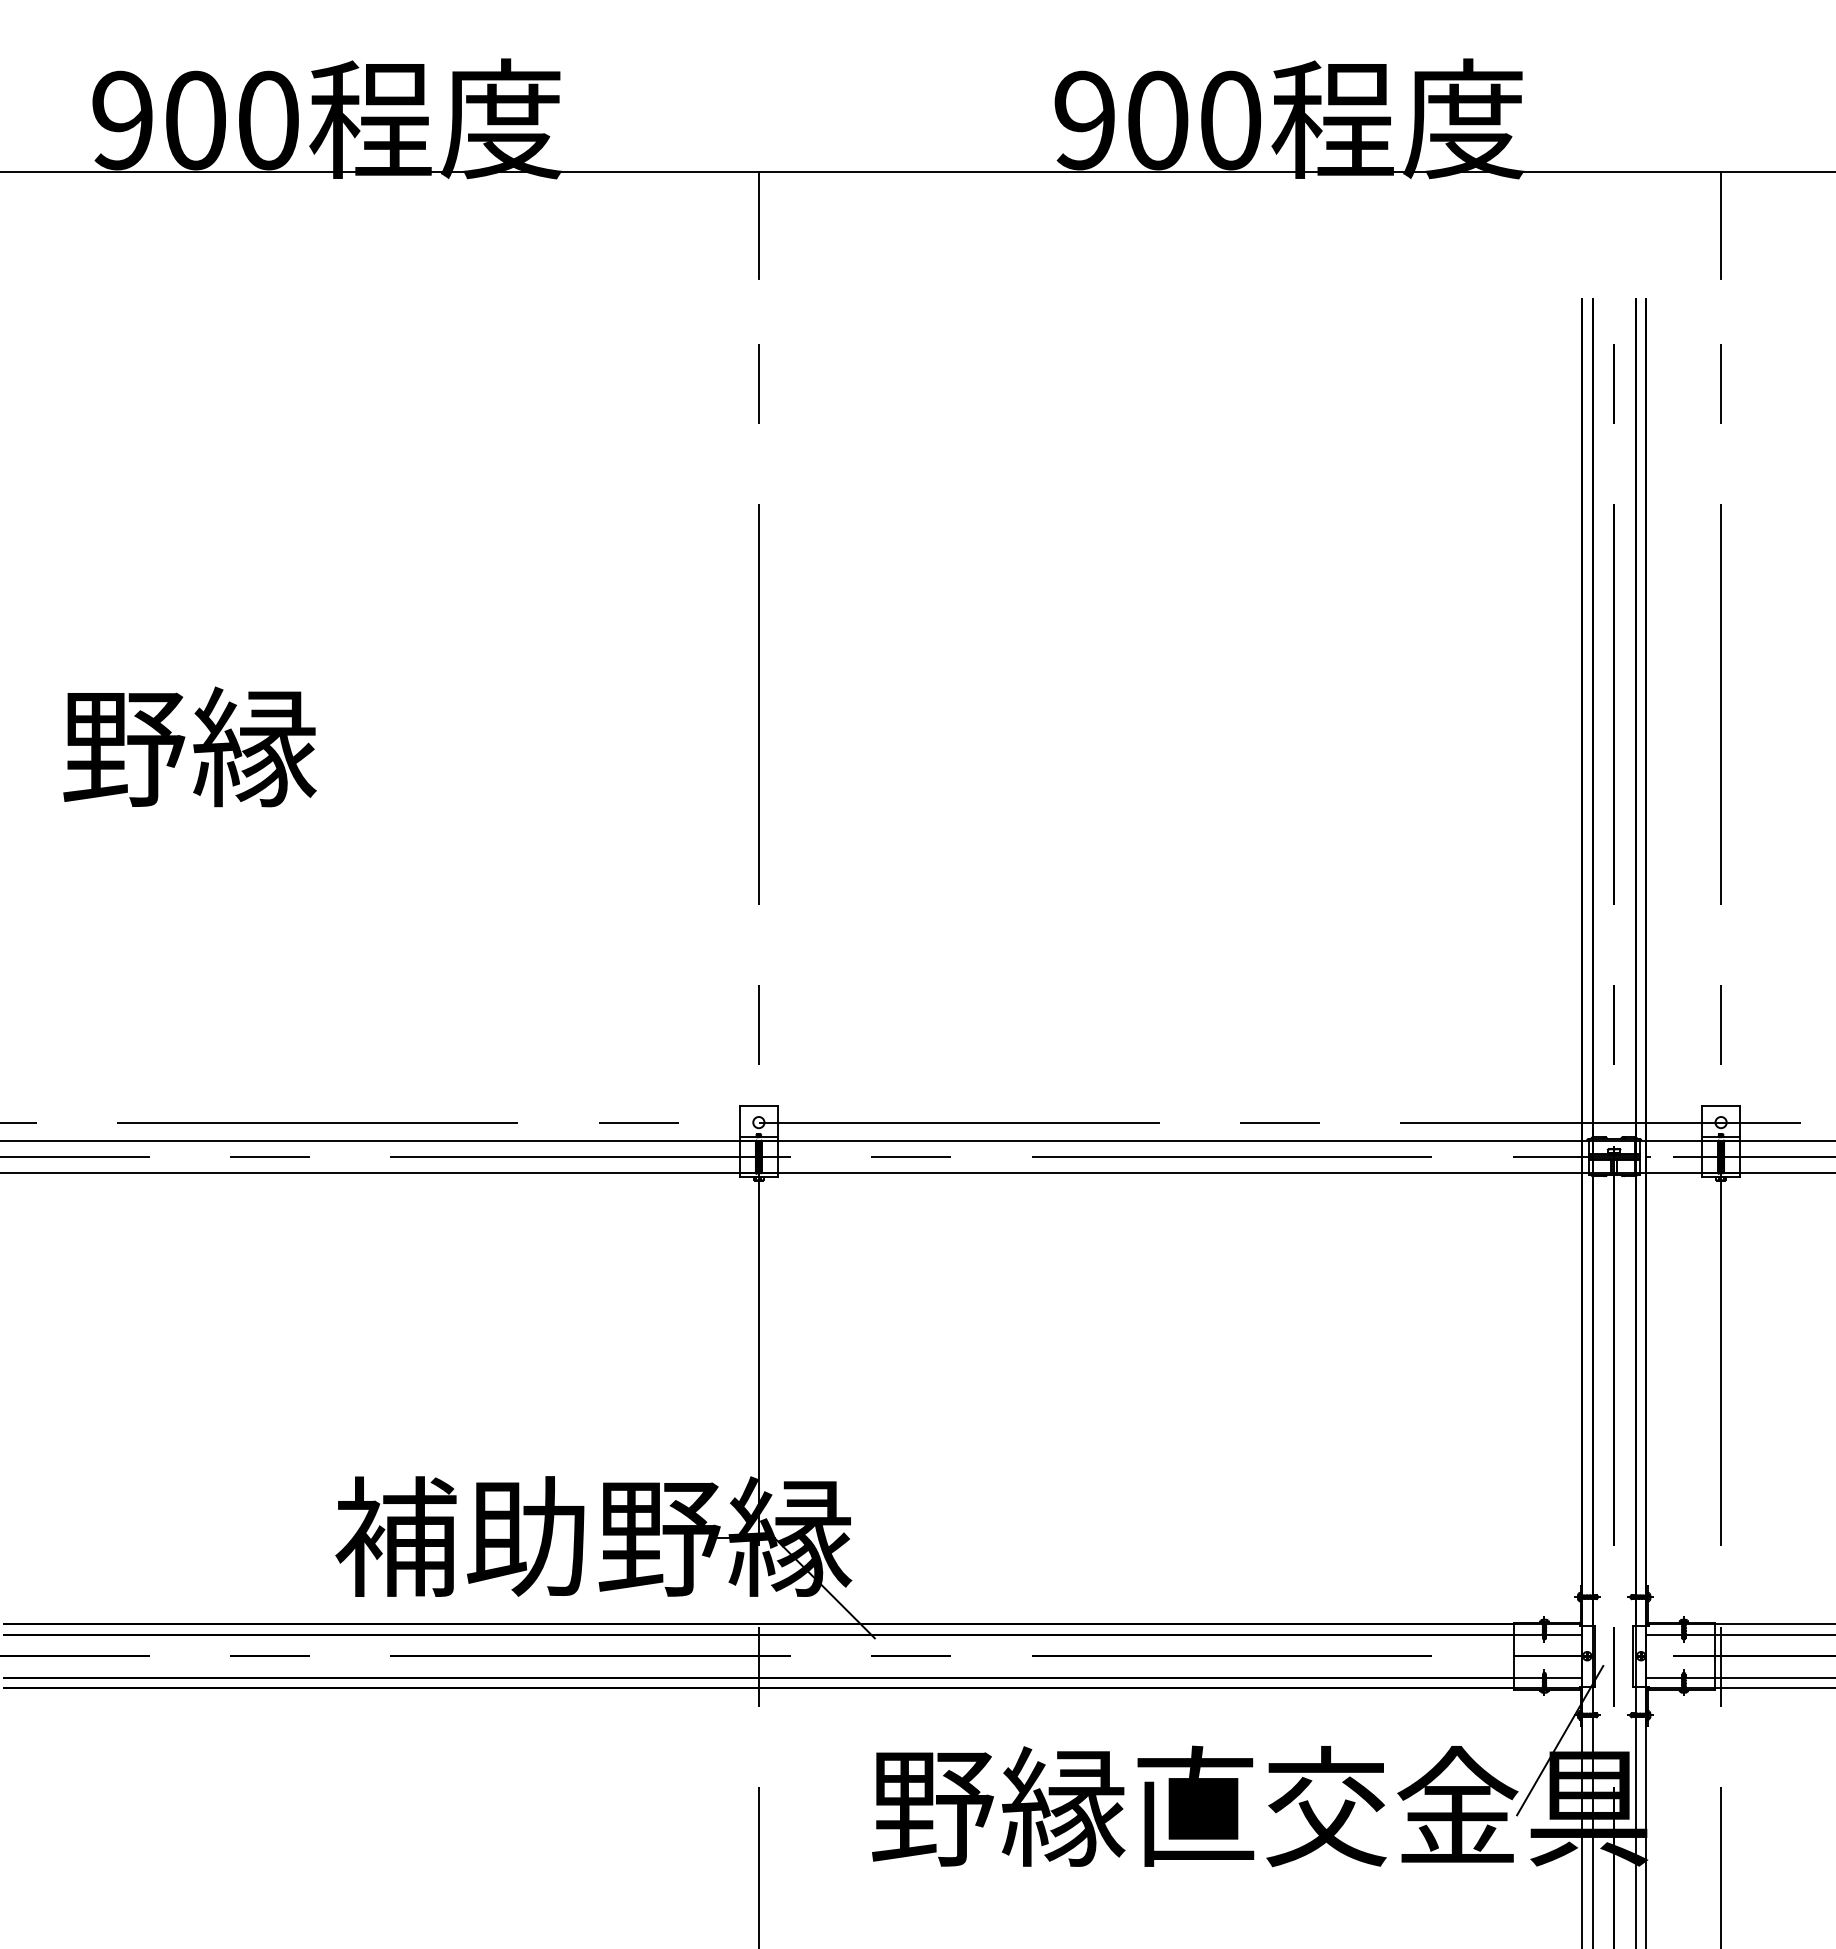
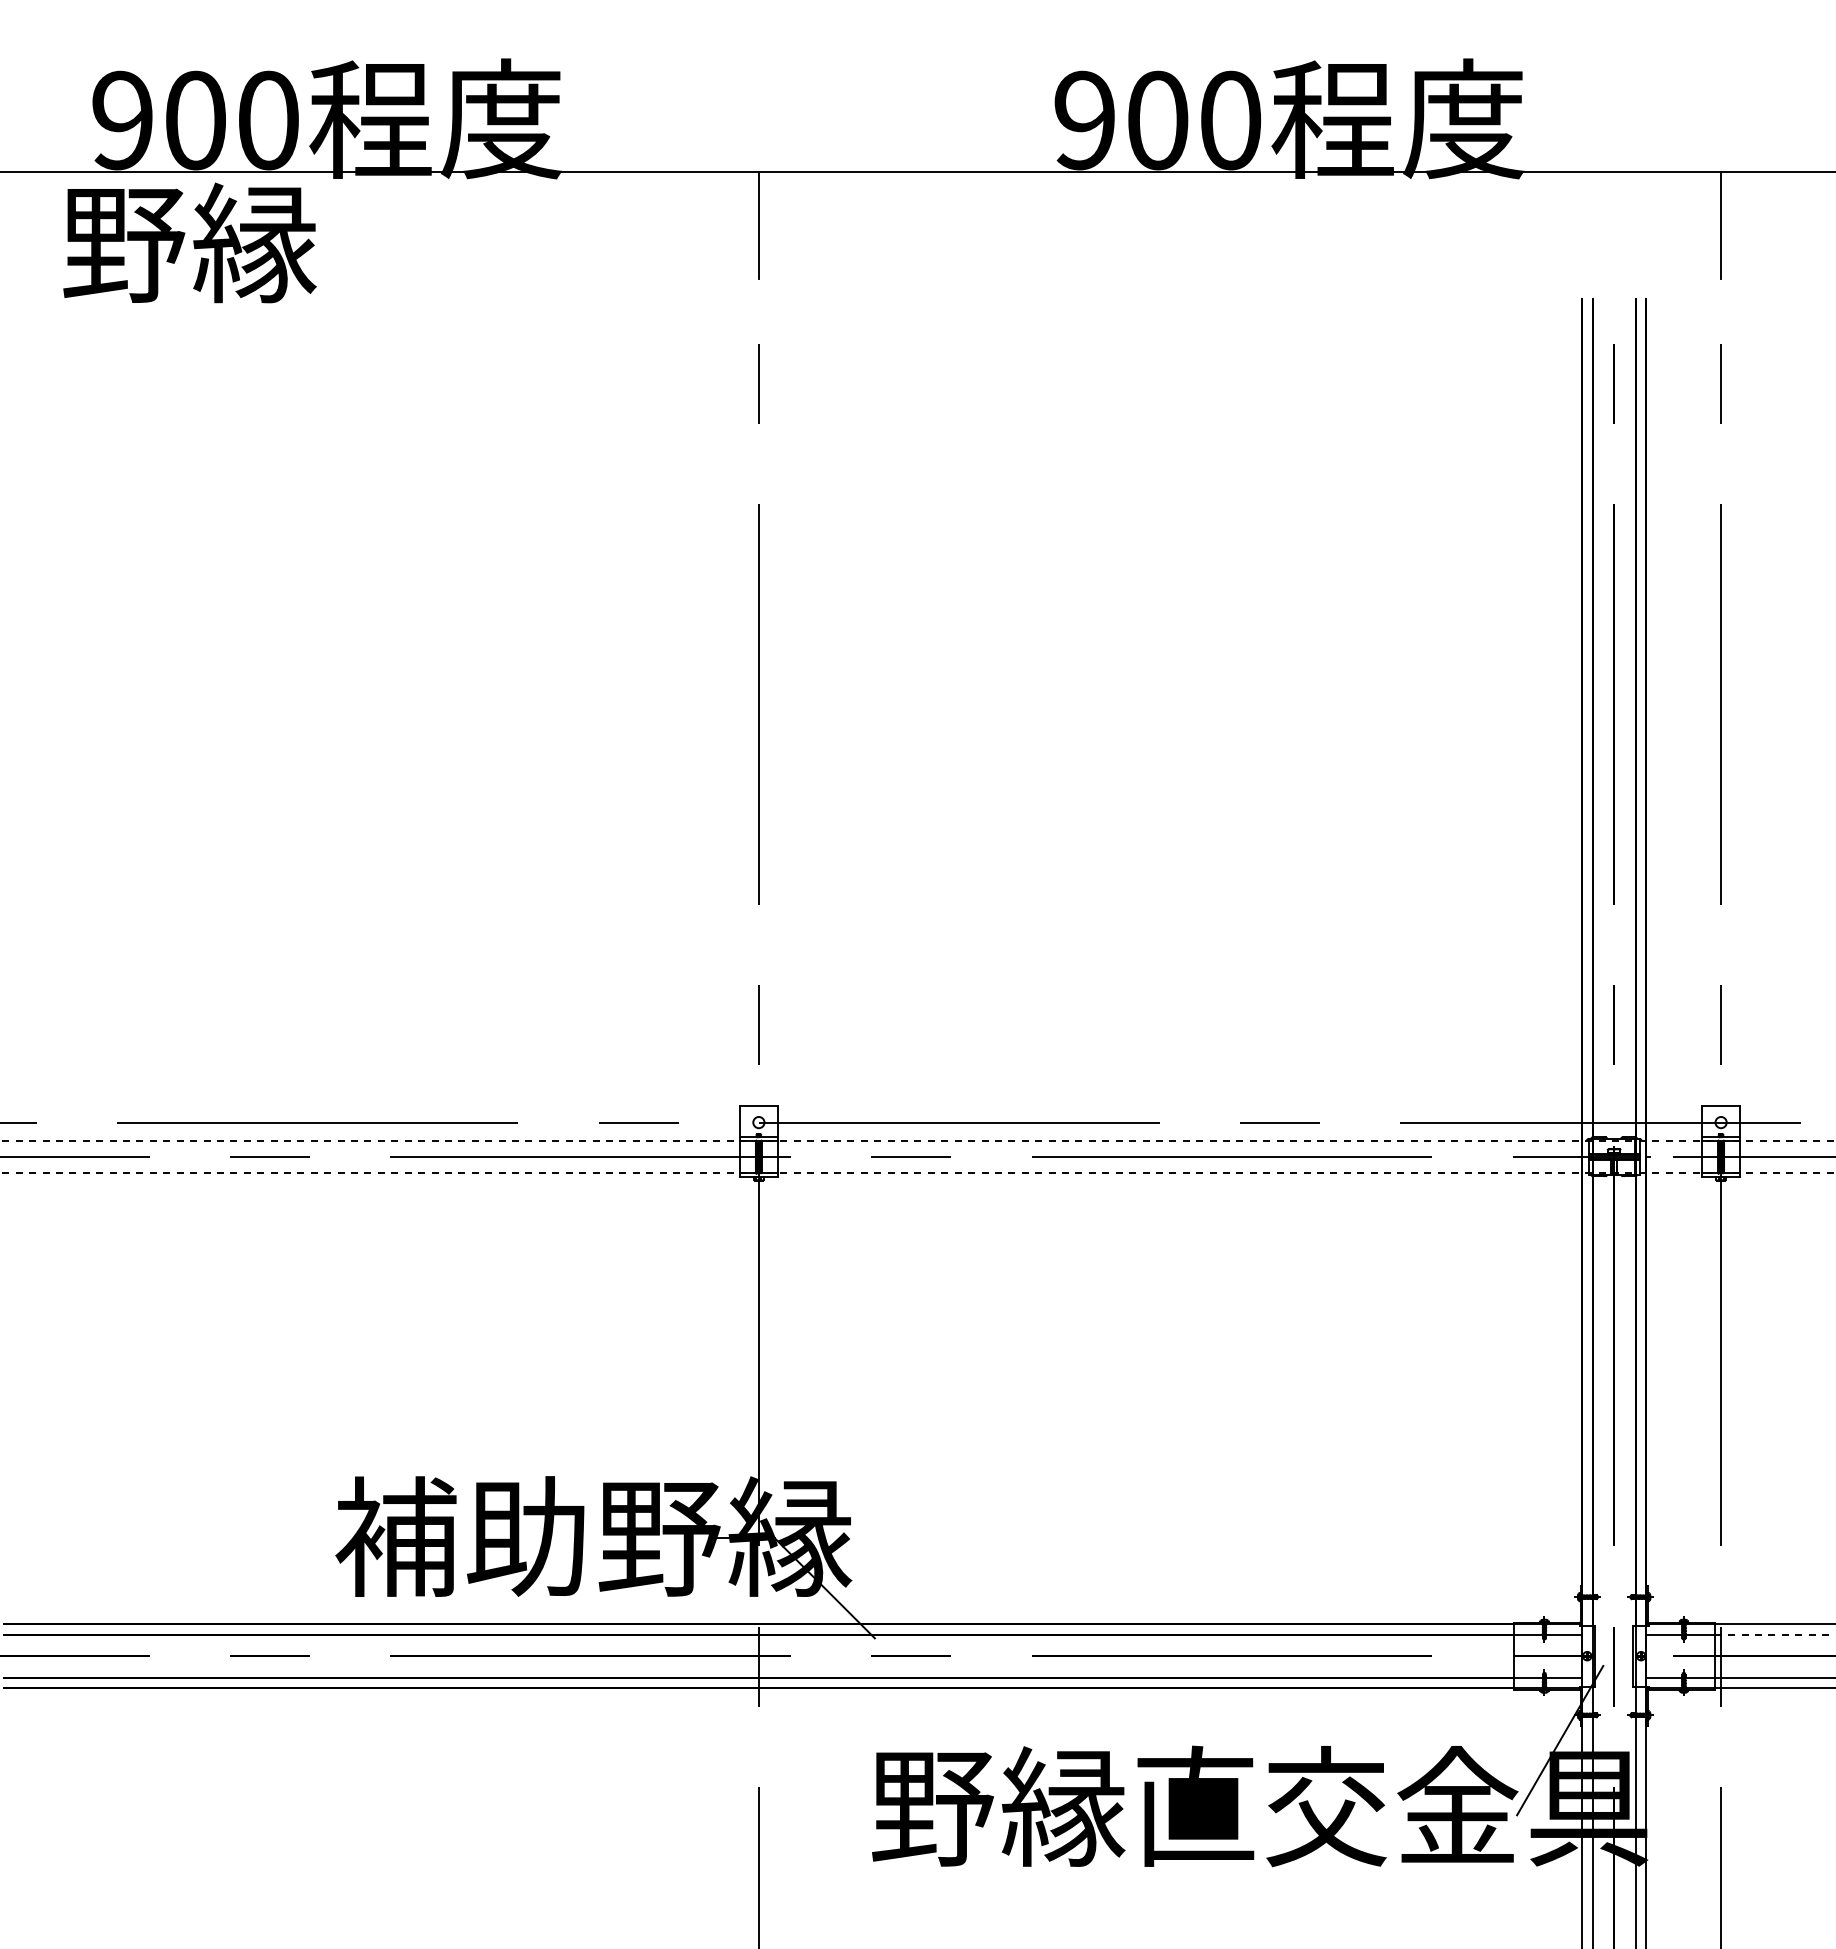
text position: (189, 746) -> (189, 242) (189, 242)
line: solid -> dashed (917, 1140)
line: solid -> dashed (917, 1172)
line: solid -> dashed (1774, 1634)
